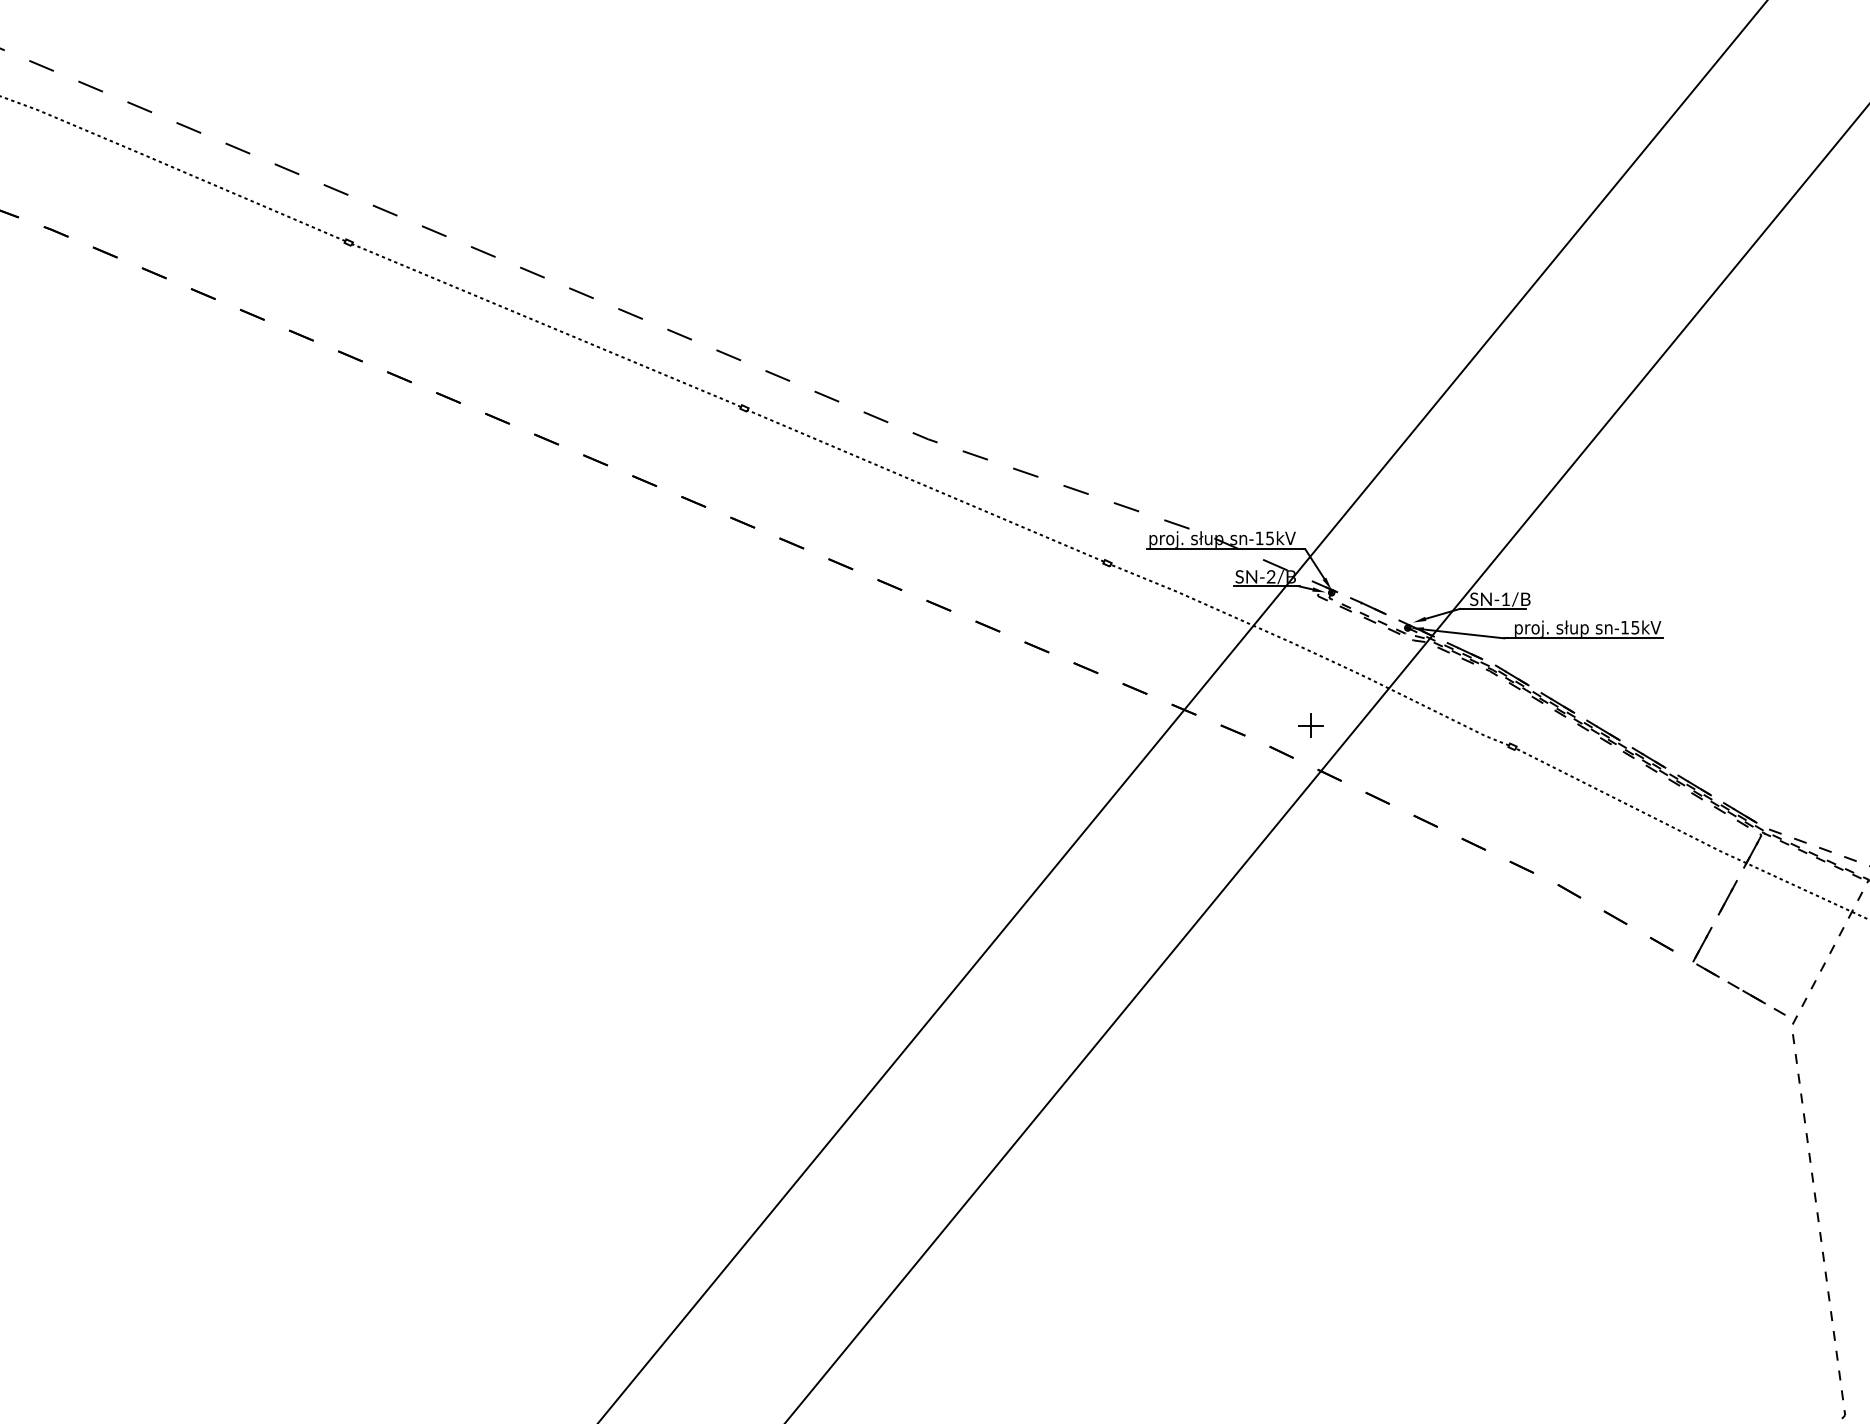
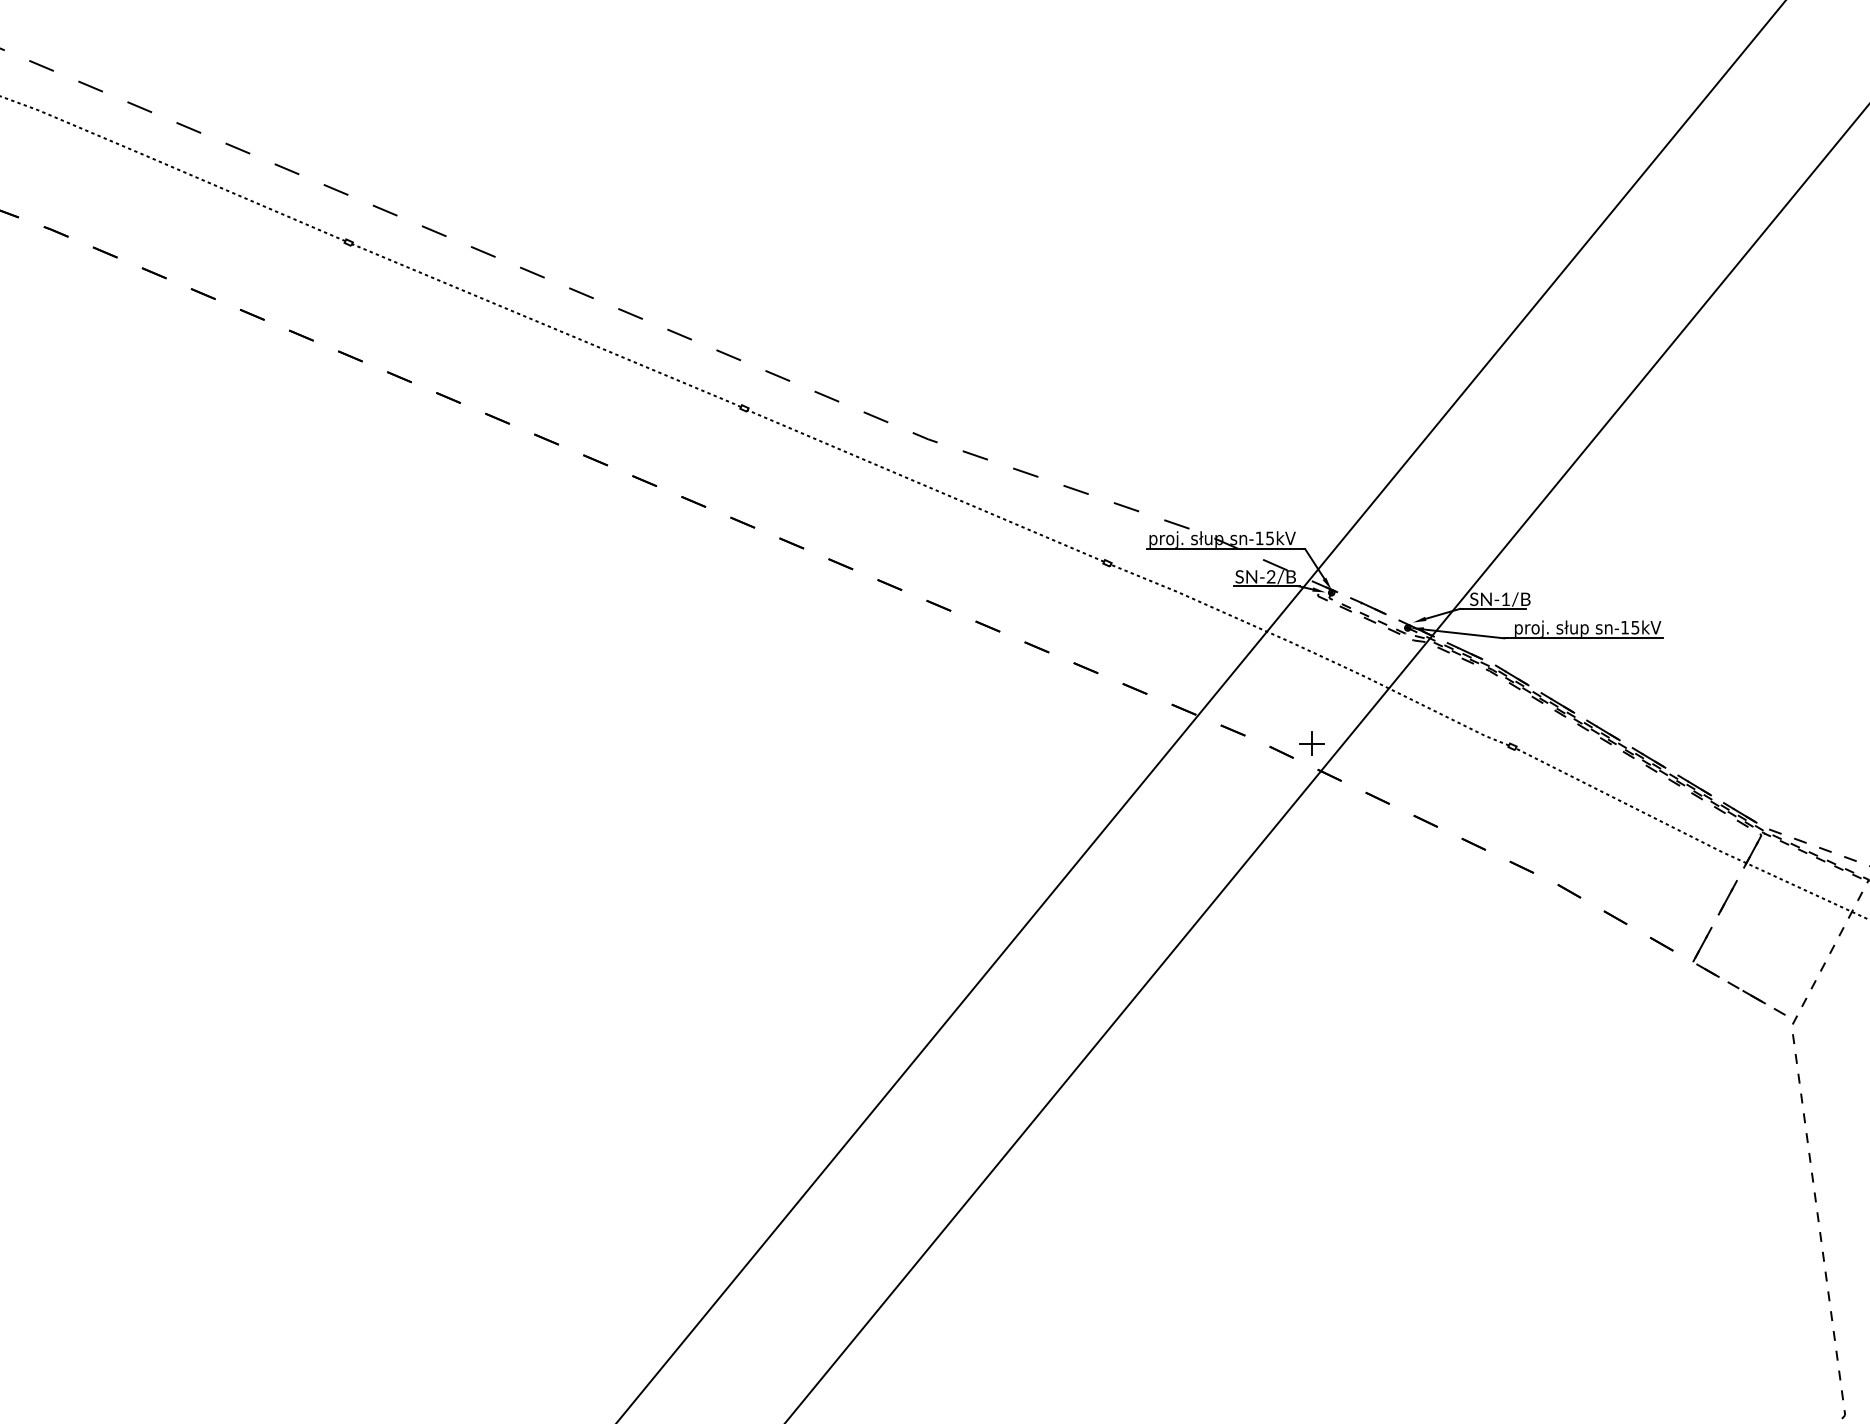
line position: (1183, 711) -> (1201, 711) (1201, 711)
part position: (1310, 725) -> (1311, 743) (1311, 743)
